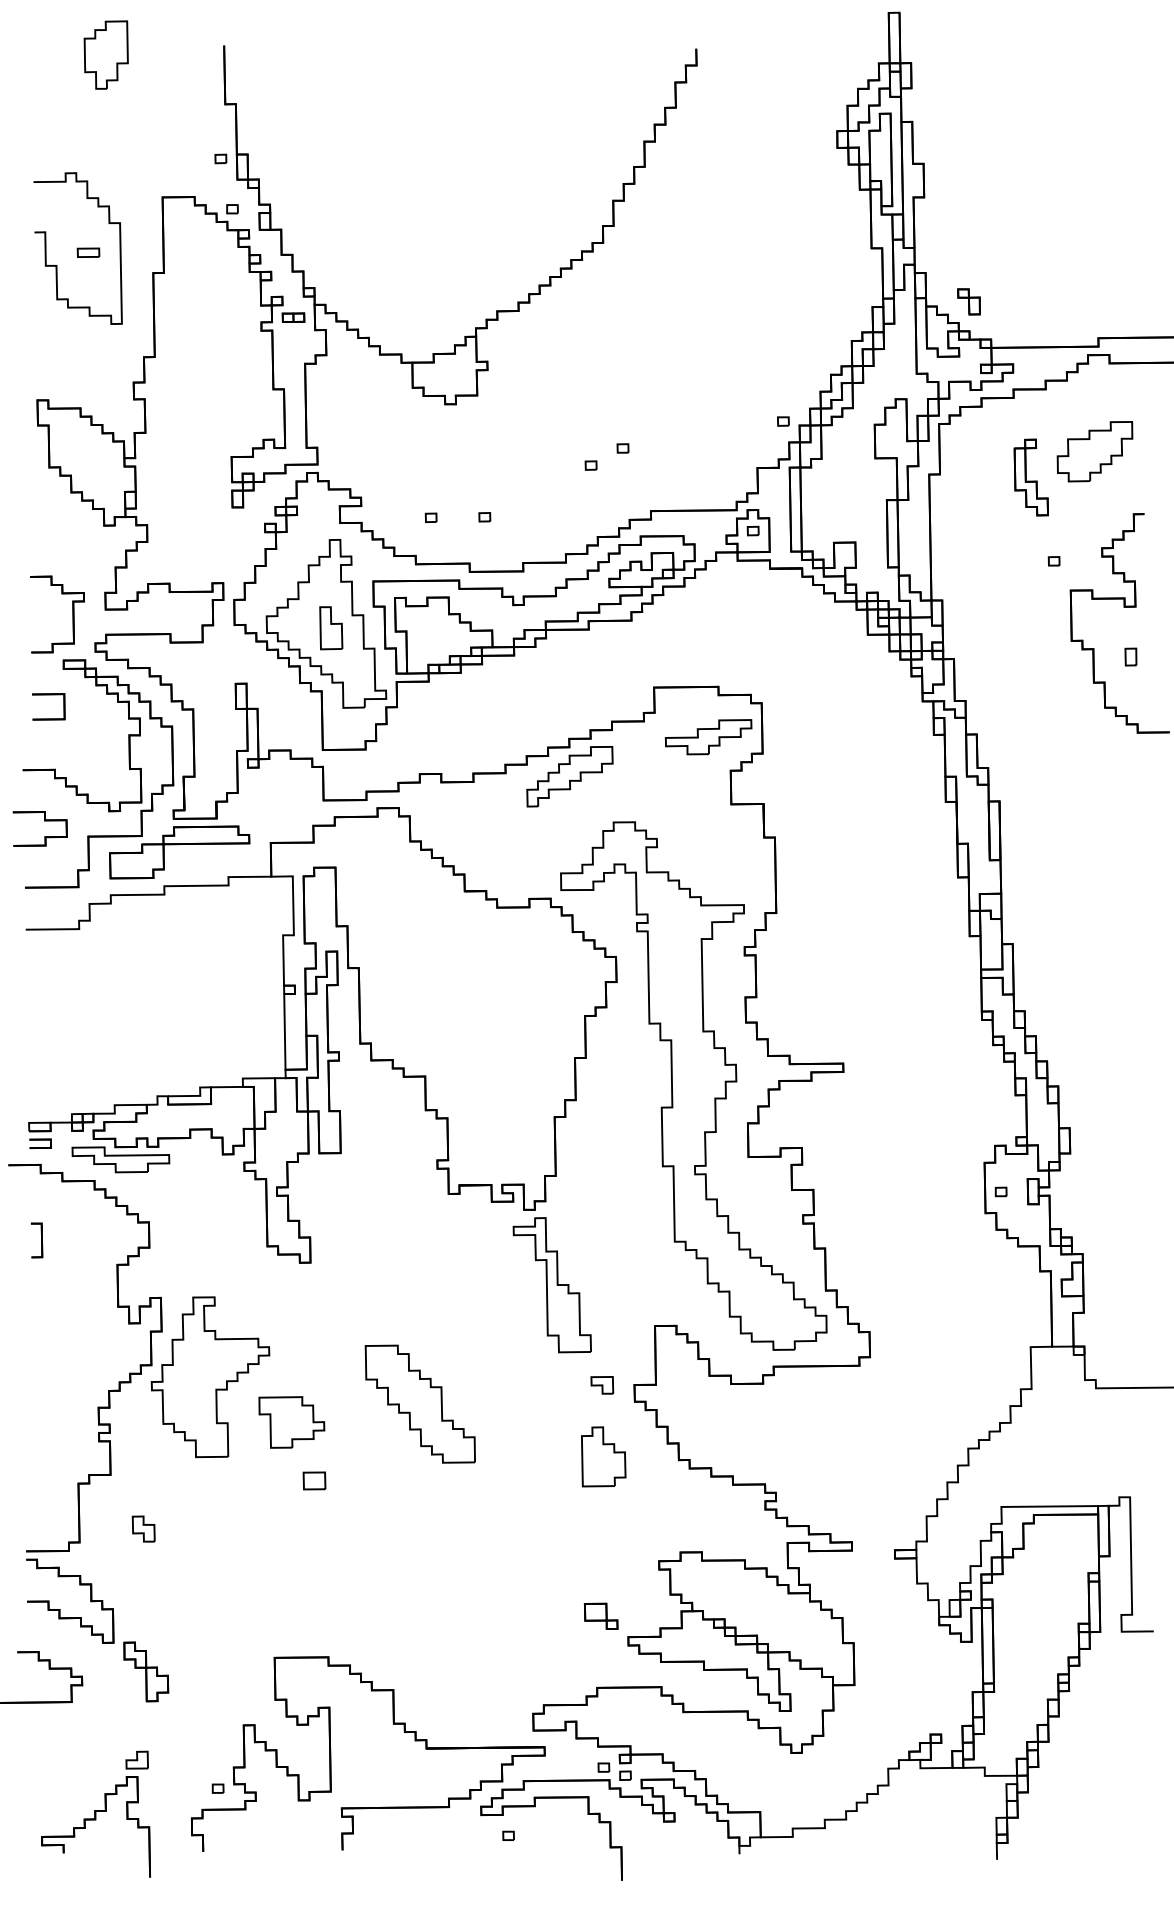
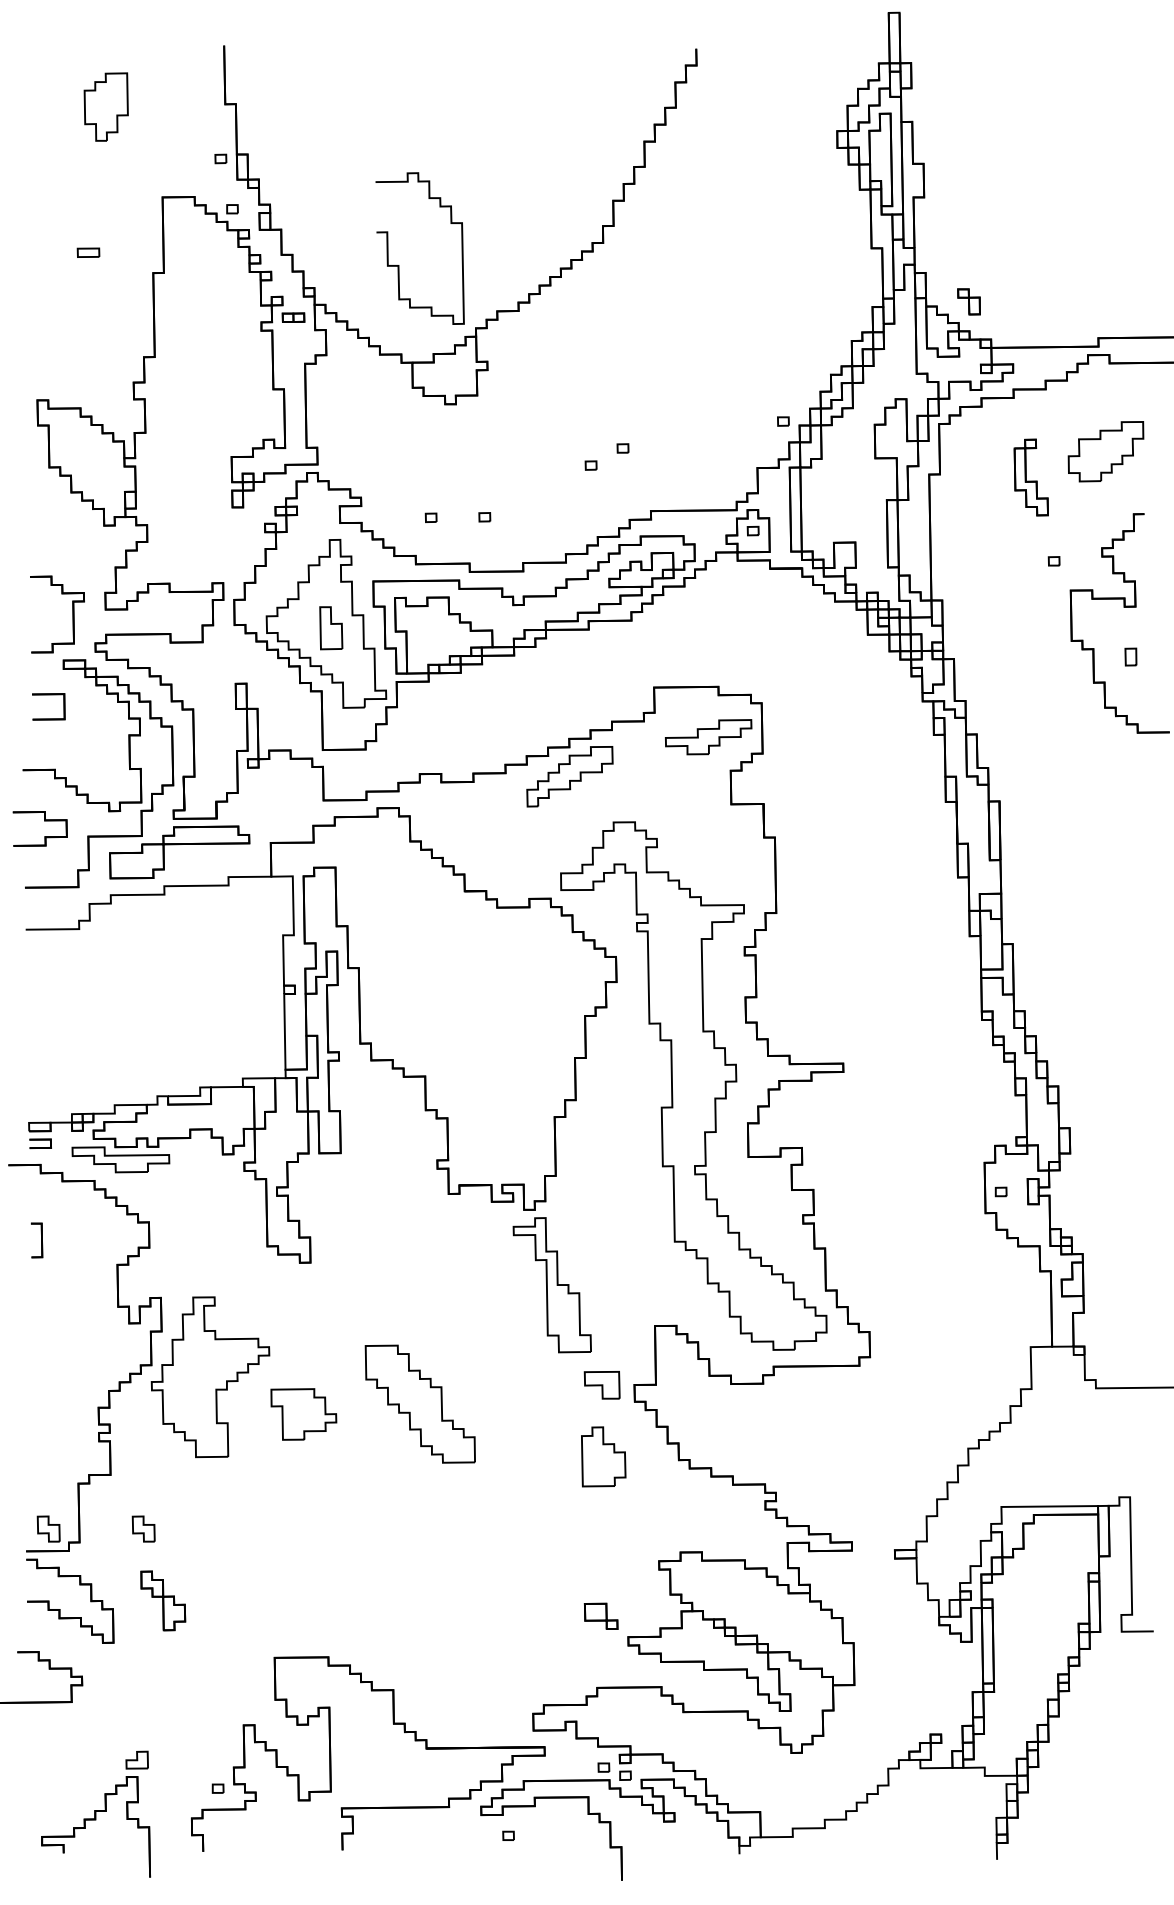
part position: (105, 54) -> (105, 106) (105, 106)
curve position: (57, 265) -> (399, 265) (399, 265)
part position: (1094, 451) -> (1105, 451) (1105, 451)
part size: 25x19 px -> 38x29 px (601, 1385)
part position: (291, 1422) -> (303, 1414) (303, 1414)
part: present -> none (314, 1480)
part: none -> present (48, 1528)
part position: (146, 1671) -> (163, 1600) (163, 1600)
